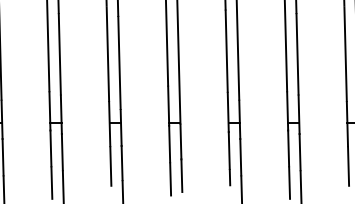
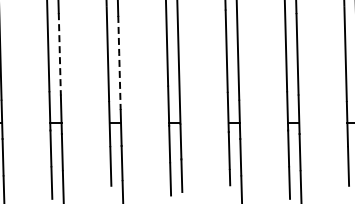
line: solid -> dashed (59, 55)
line: solid -> dashed (119, 62)
